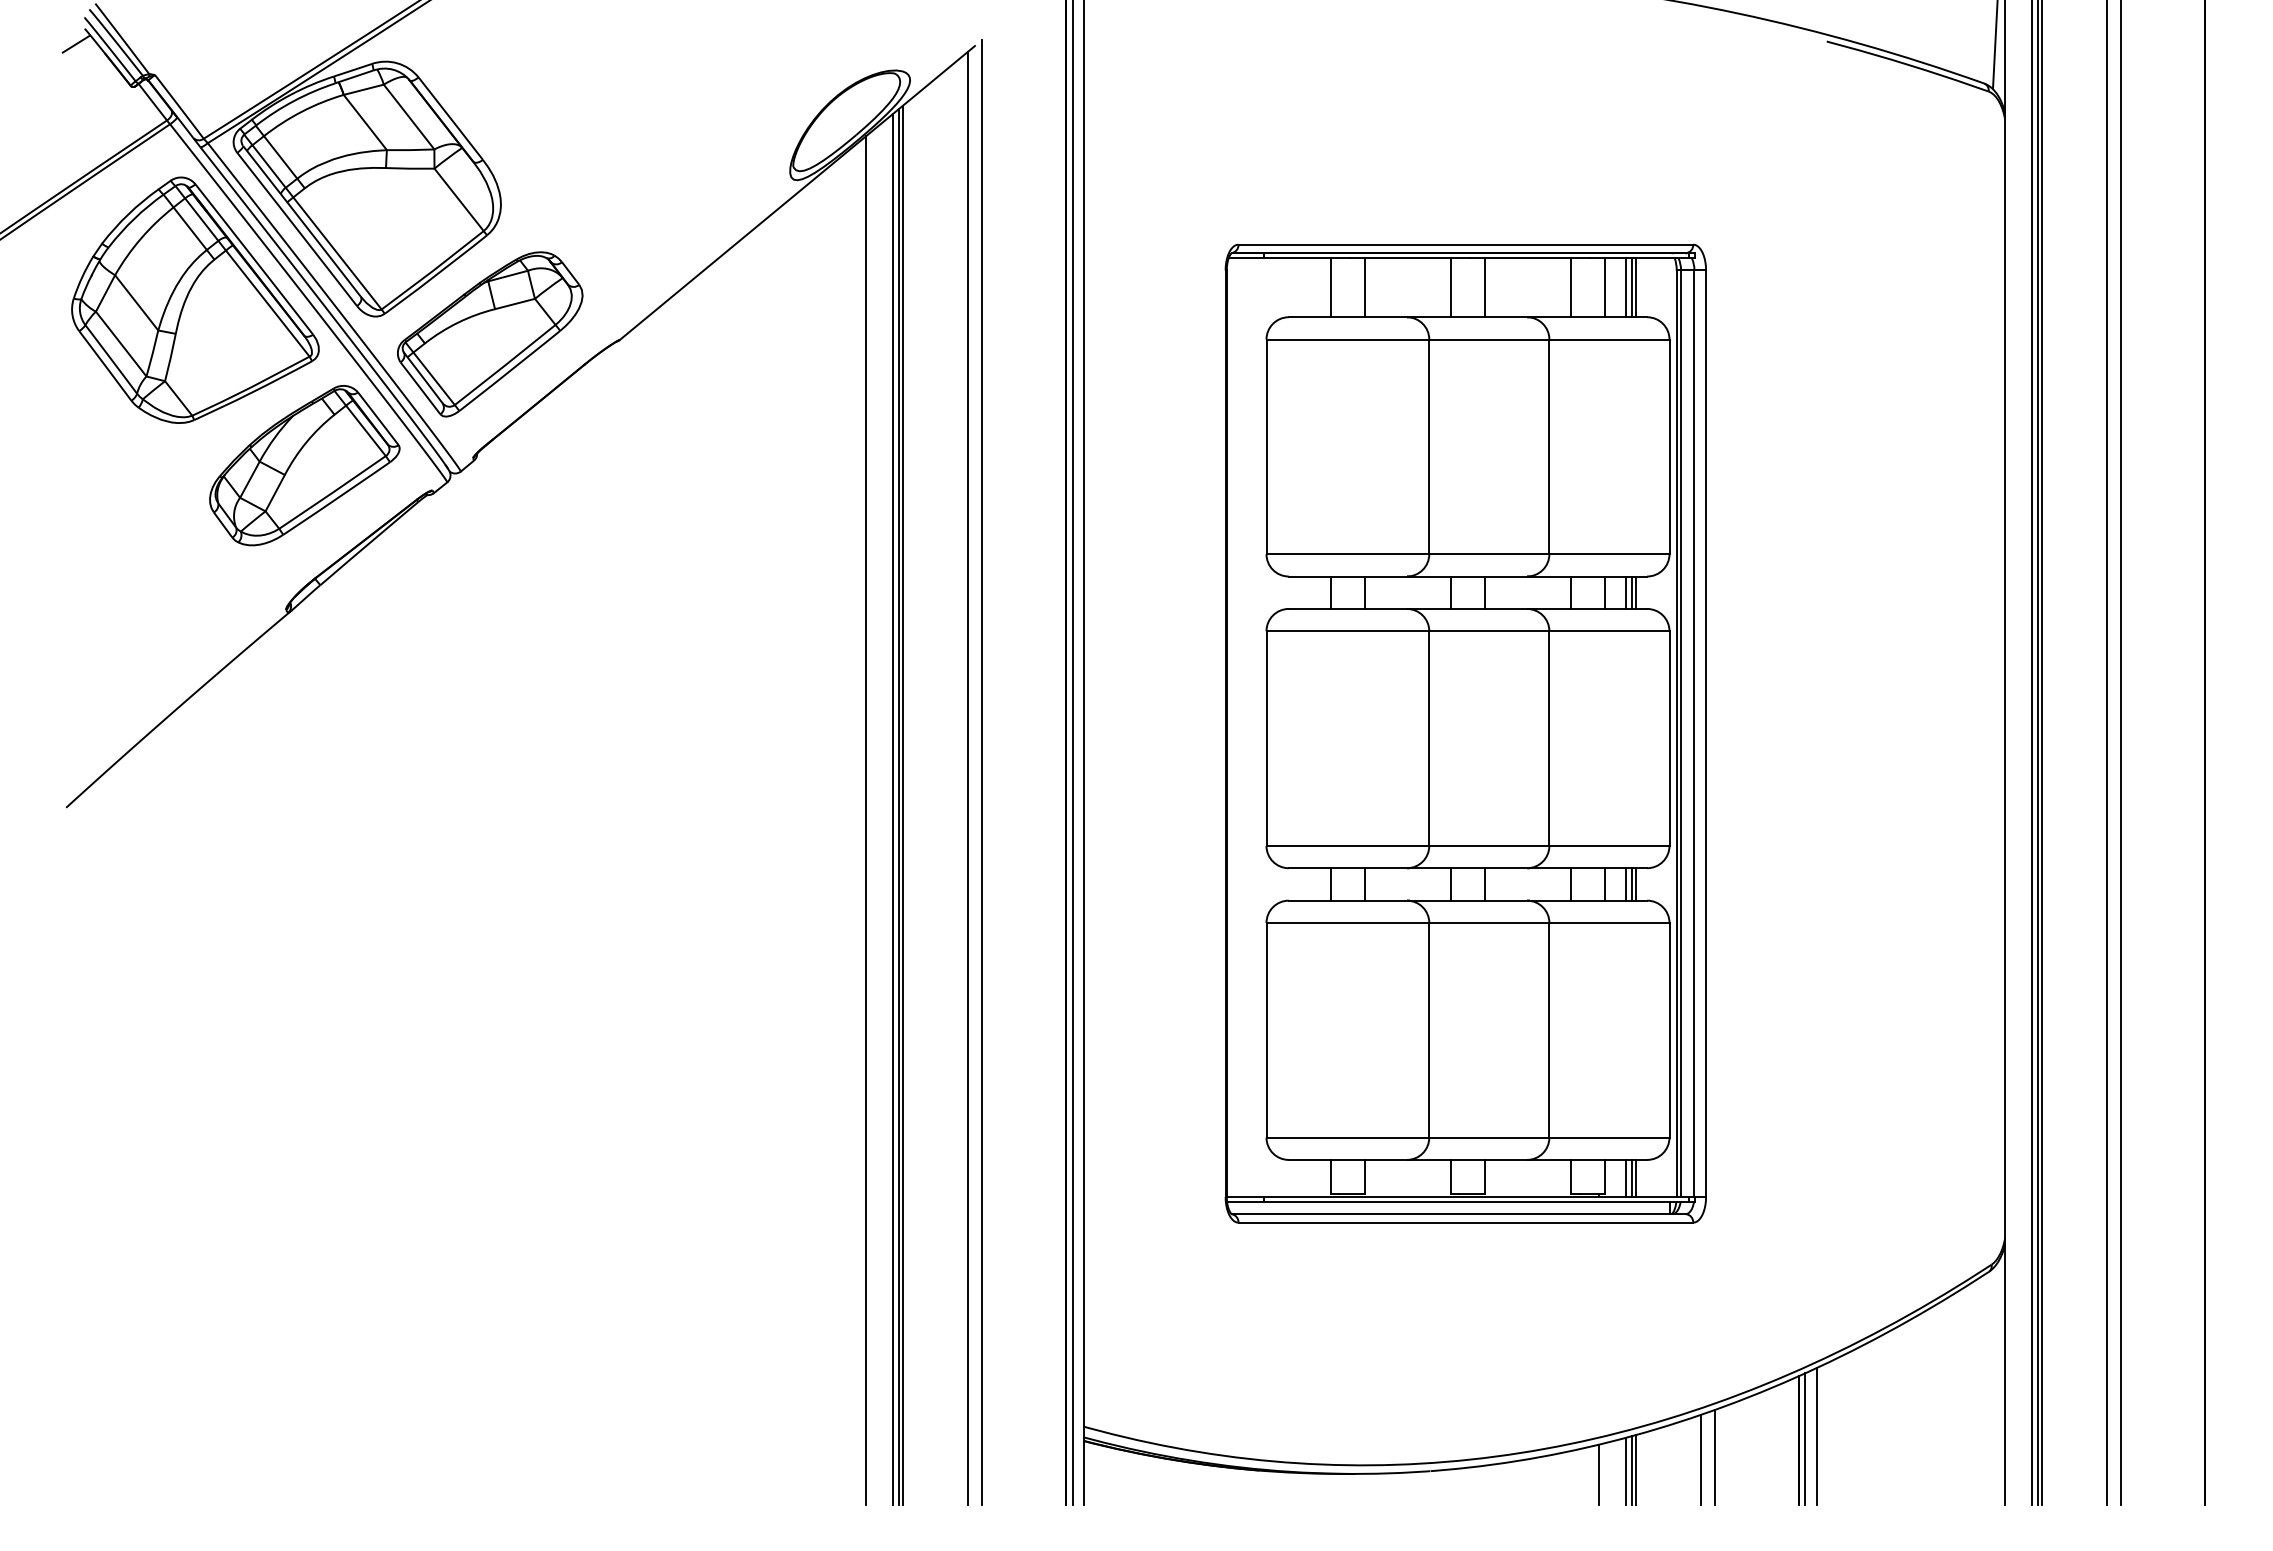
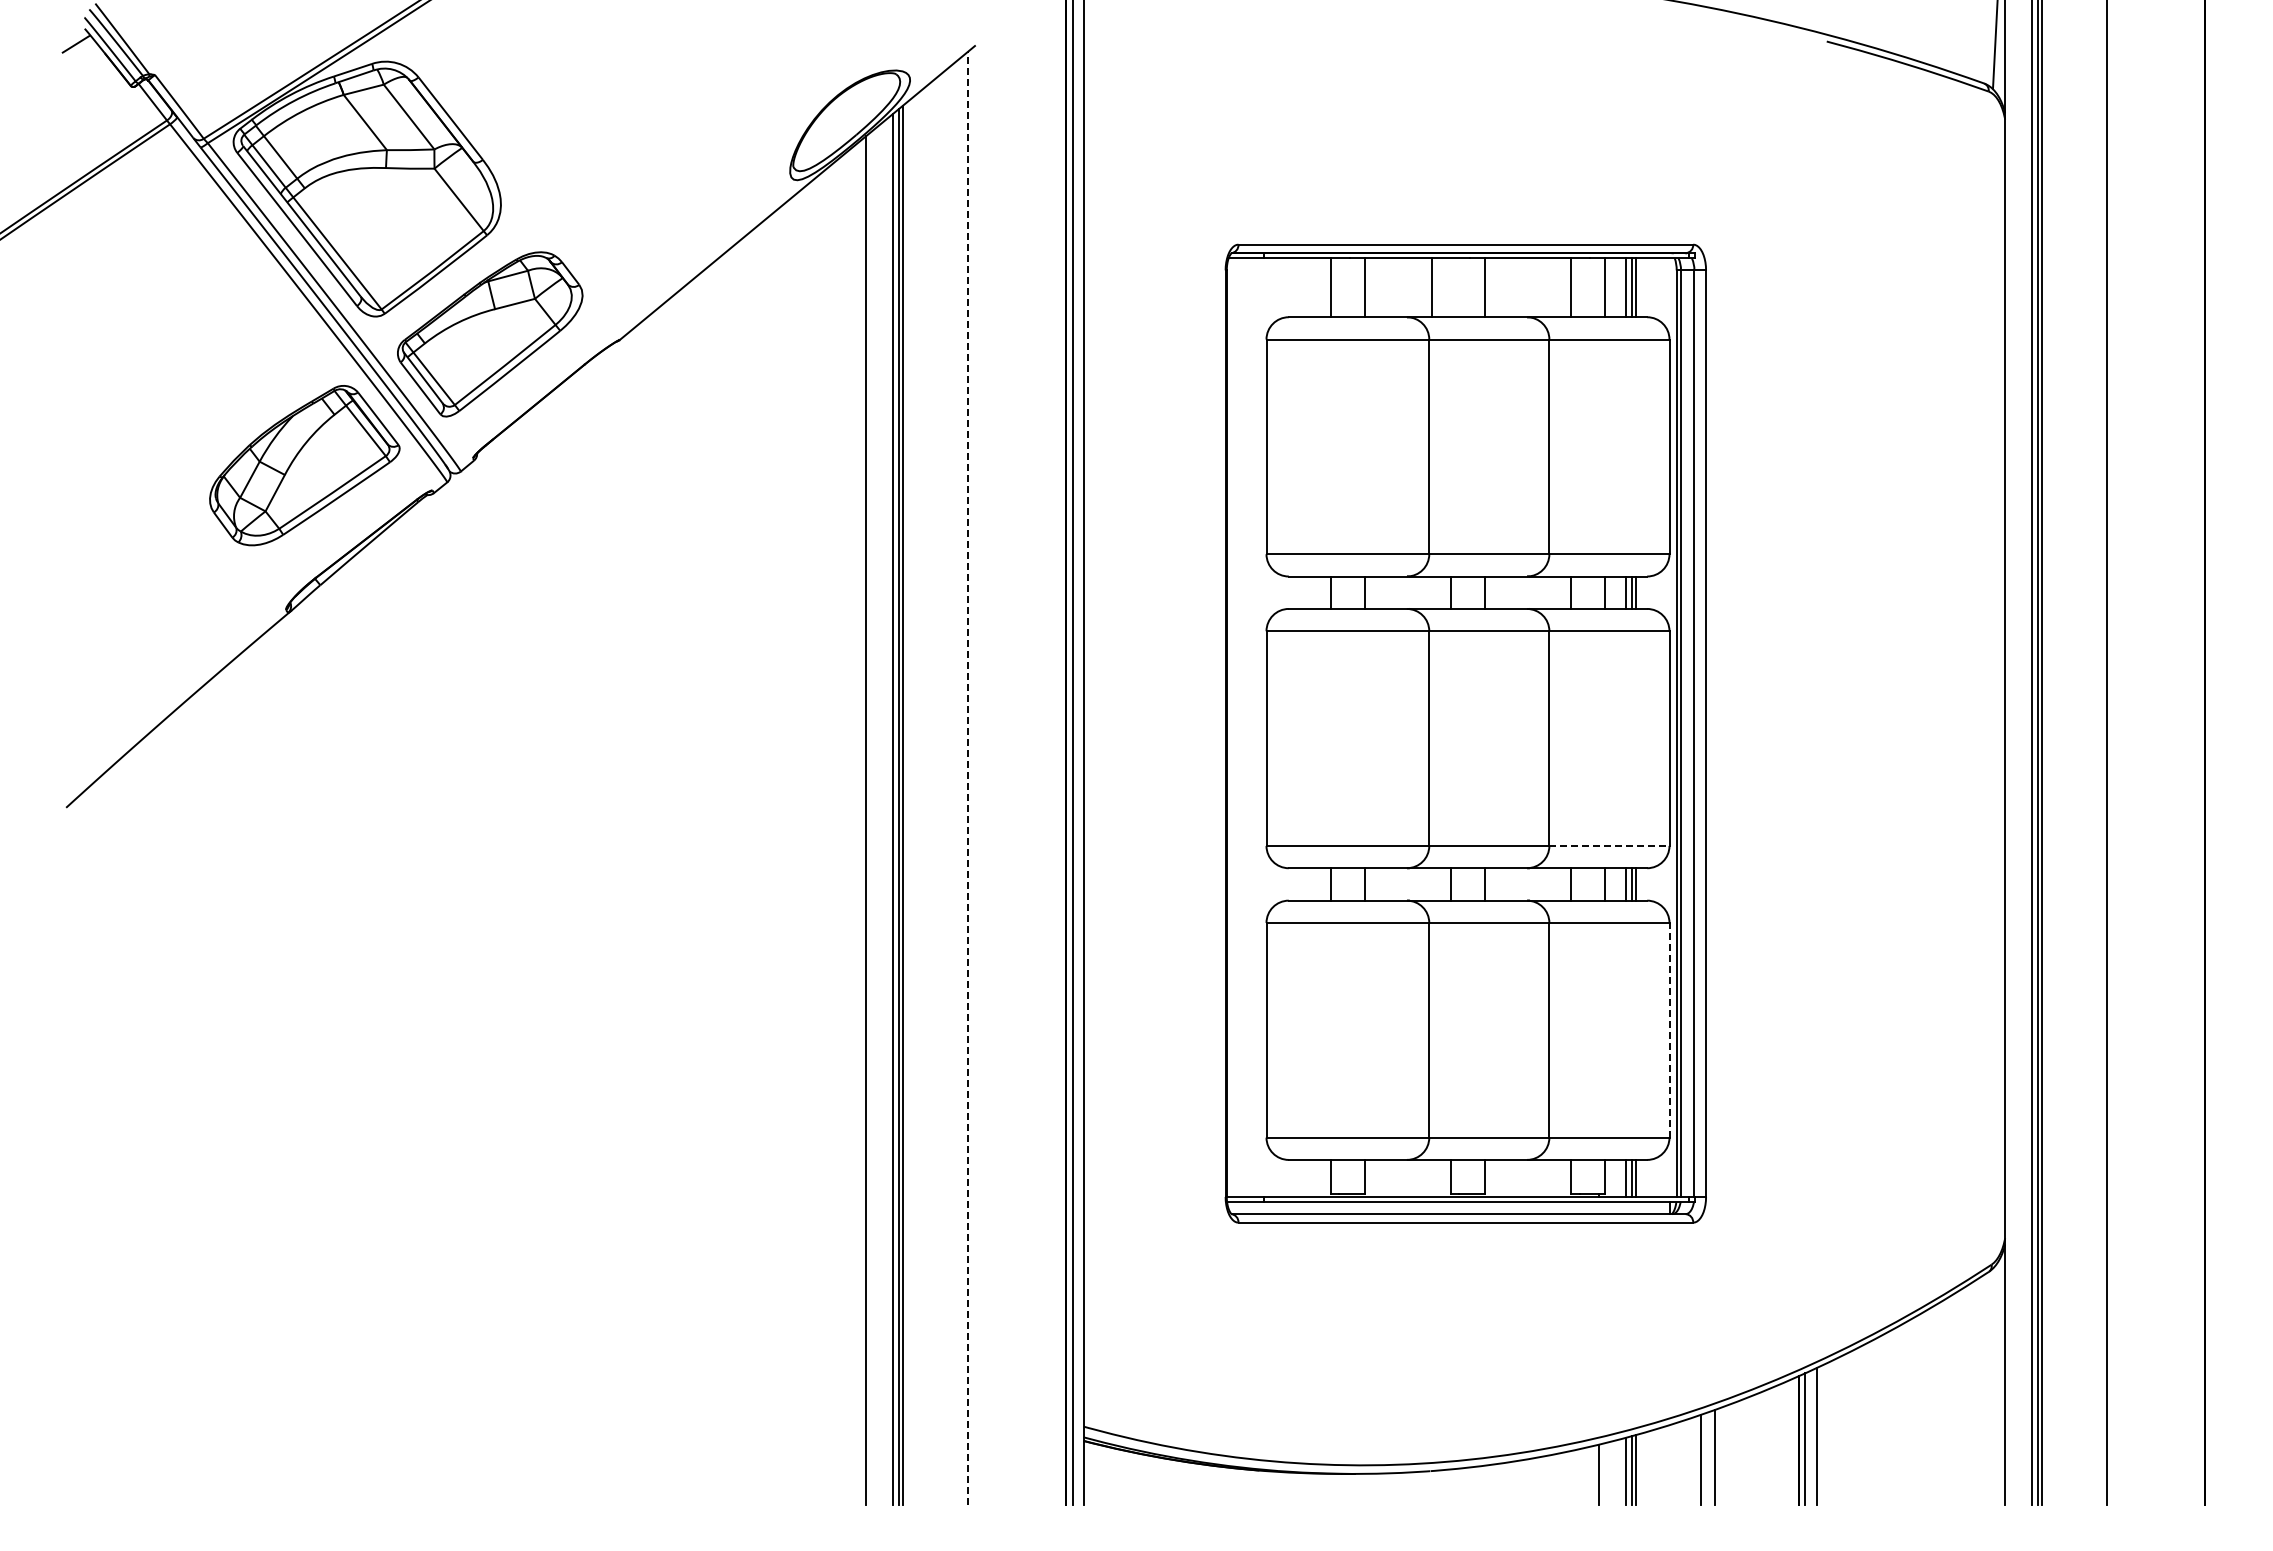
line position: (1450, 287) -> (1431, 287) (1431, 287)
part: present -> none (195, 299)
line: present -> none (2120, 753)
line: present -> none (982, 772)
line: solid -> dashed (968, 778)
line: solid -> dashed (1609, 845)
line: solid -> dashed (1669, 1029)
